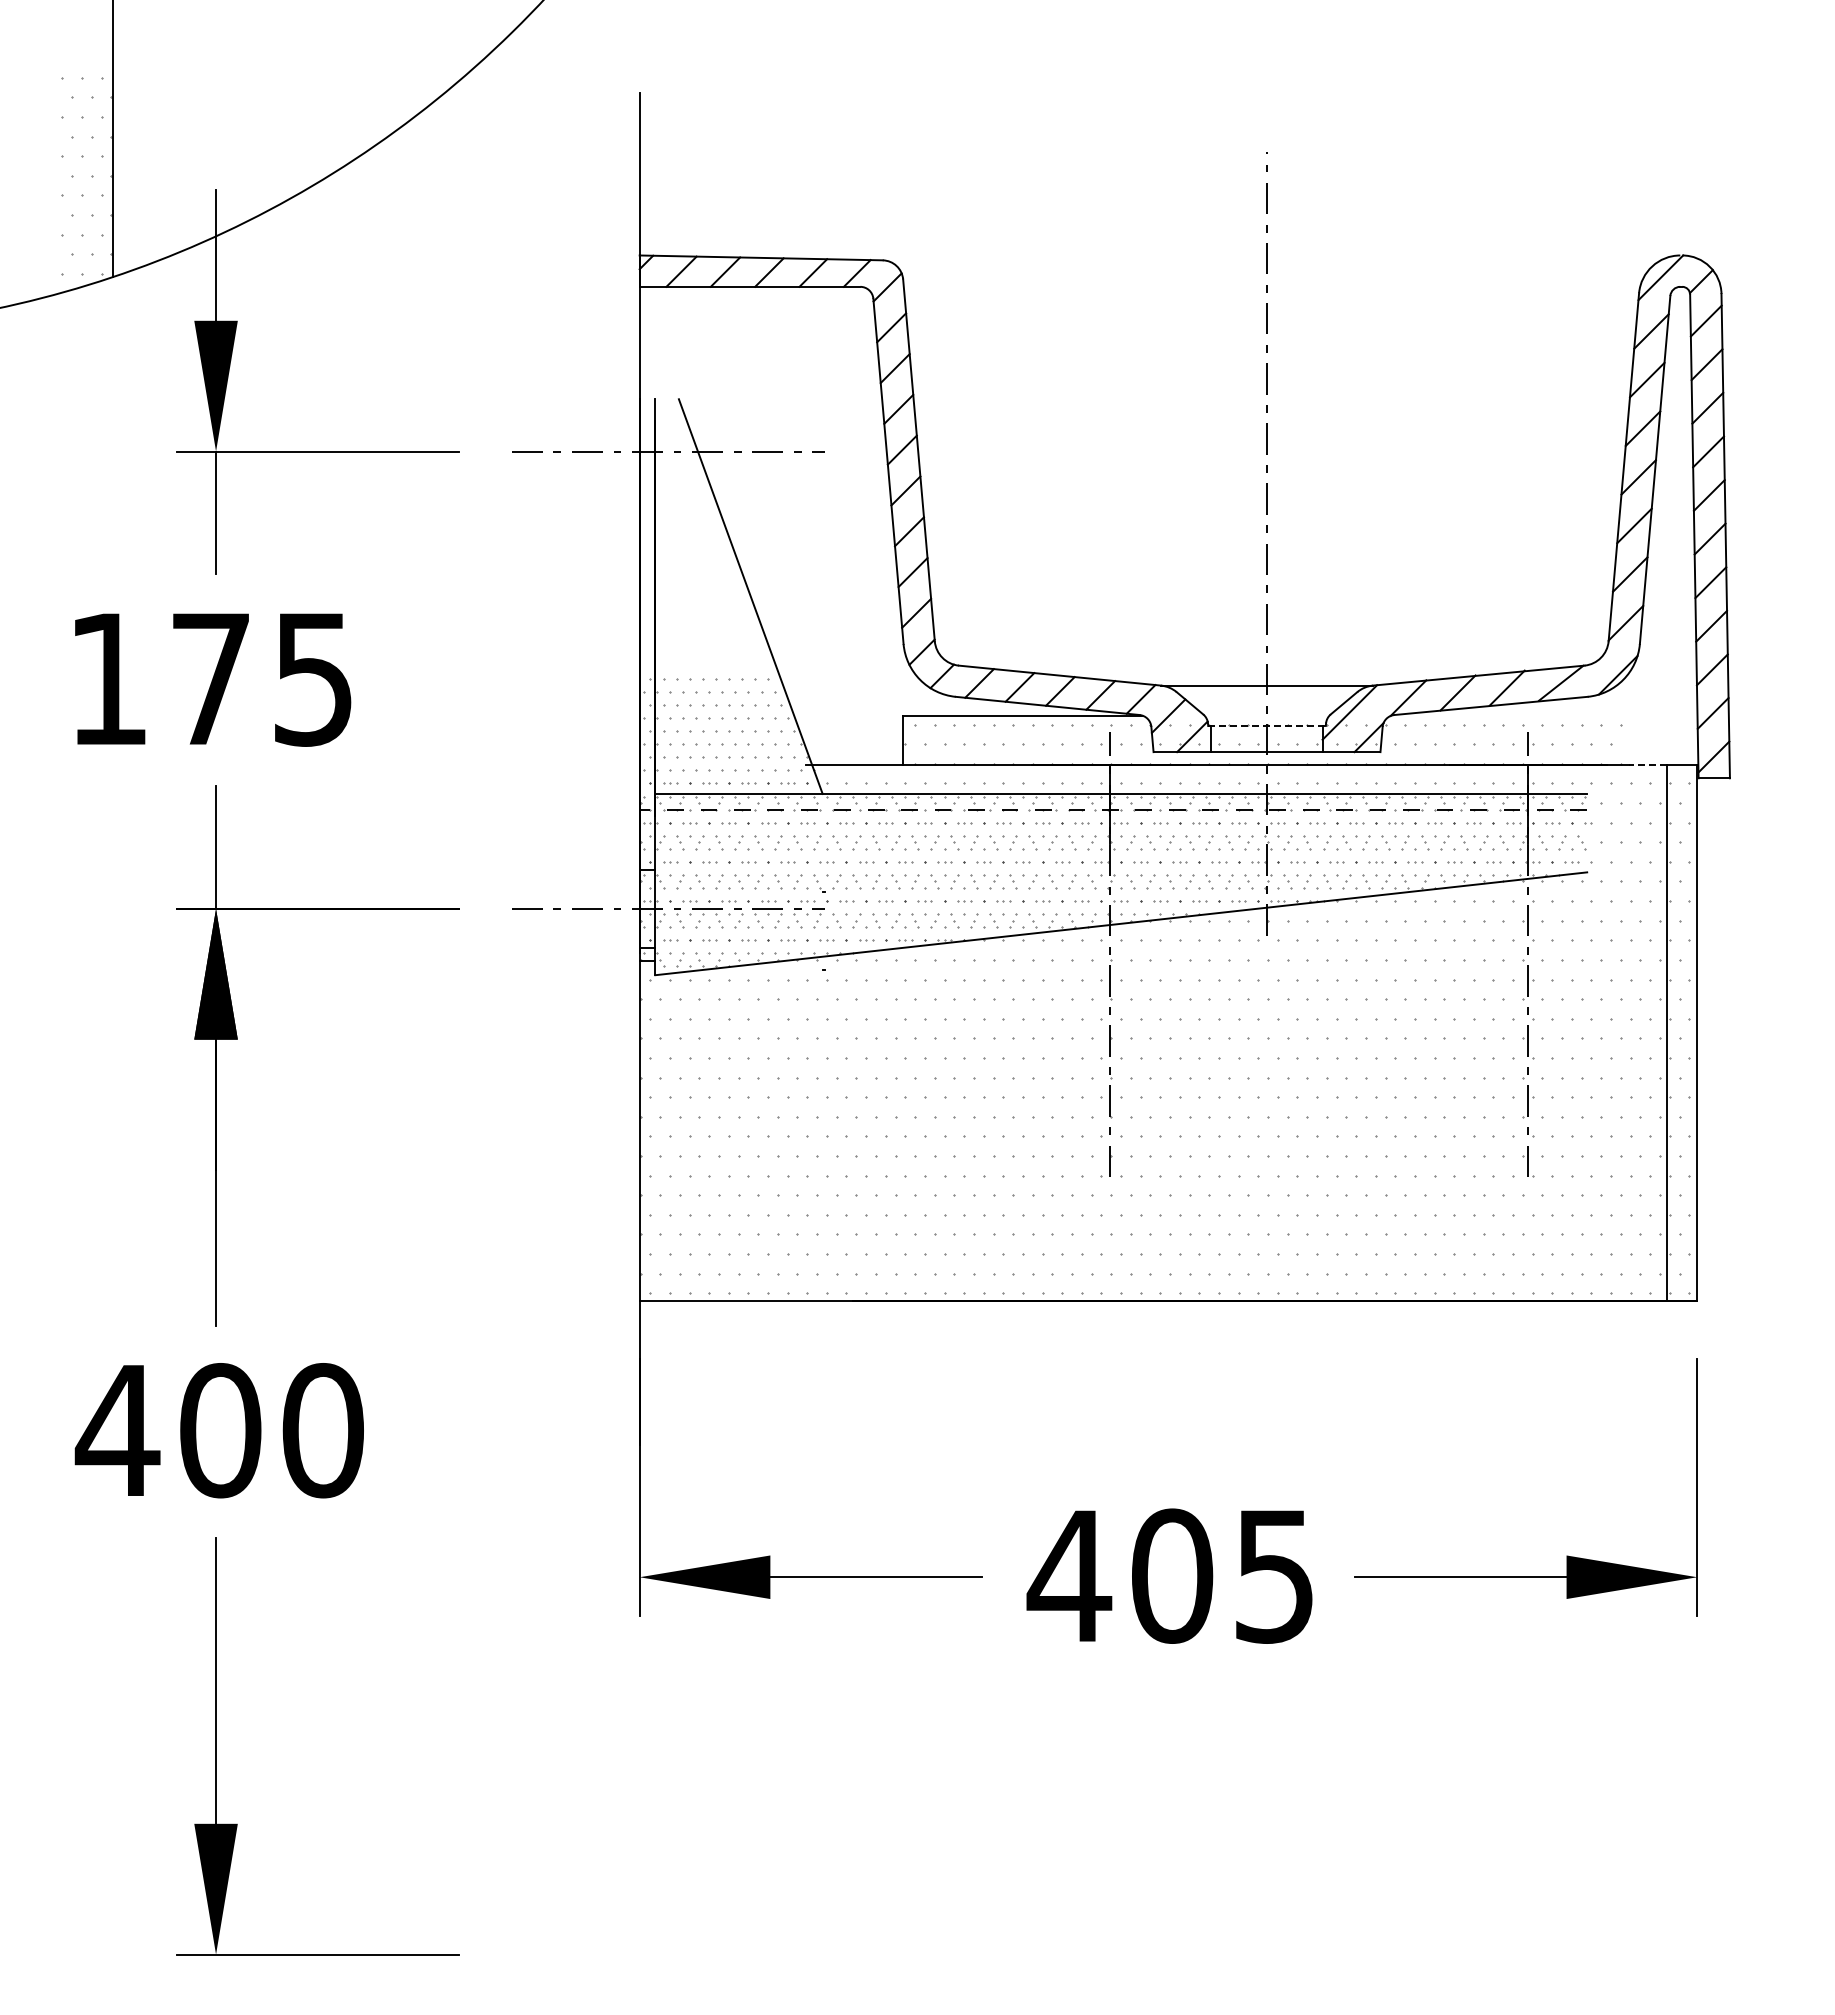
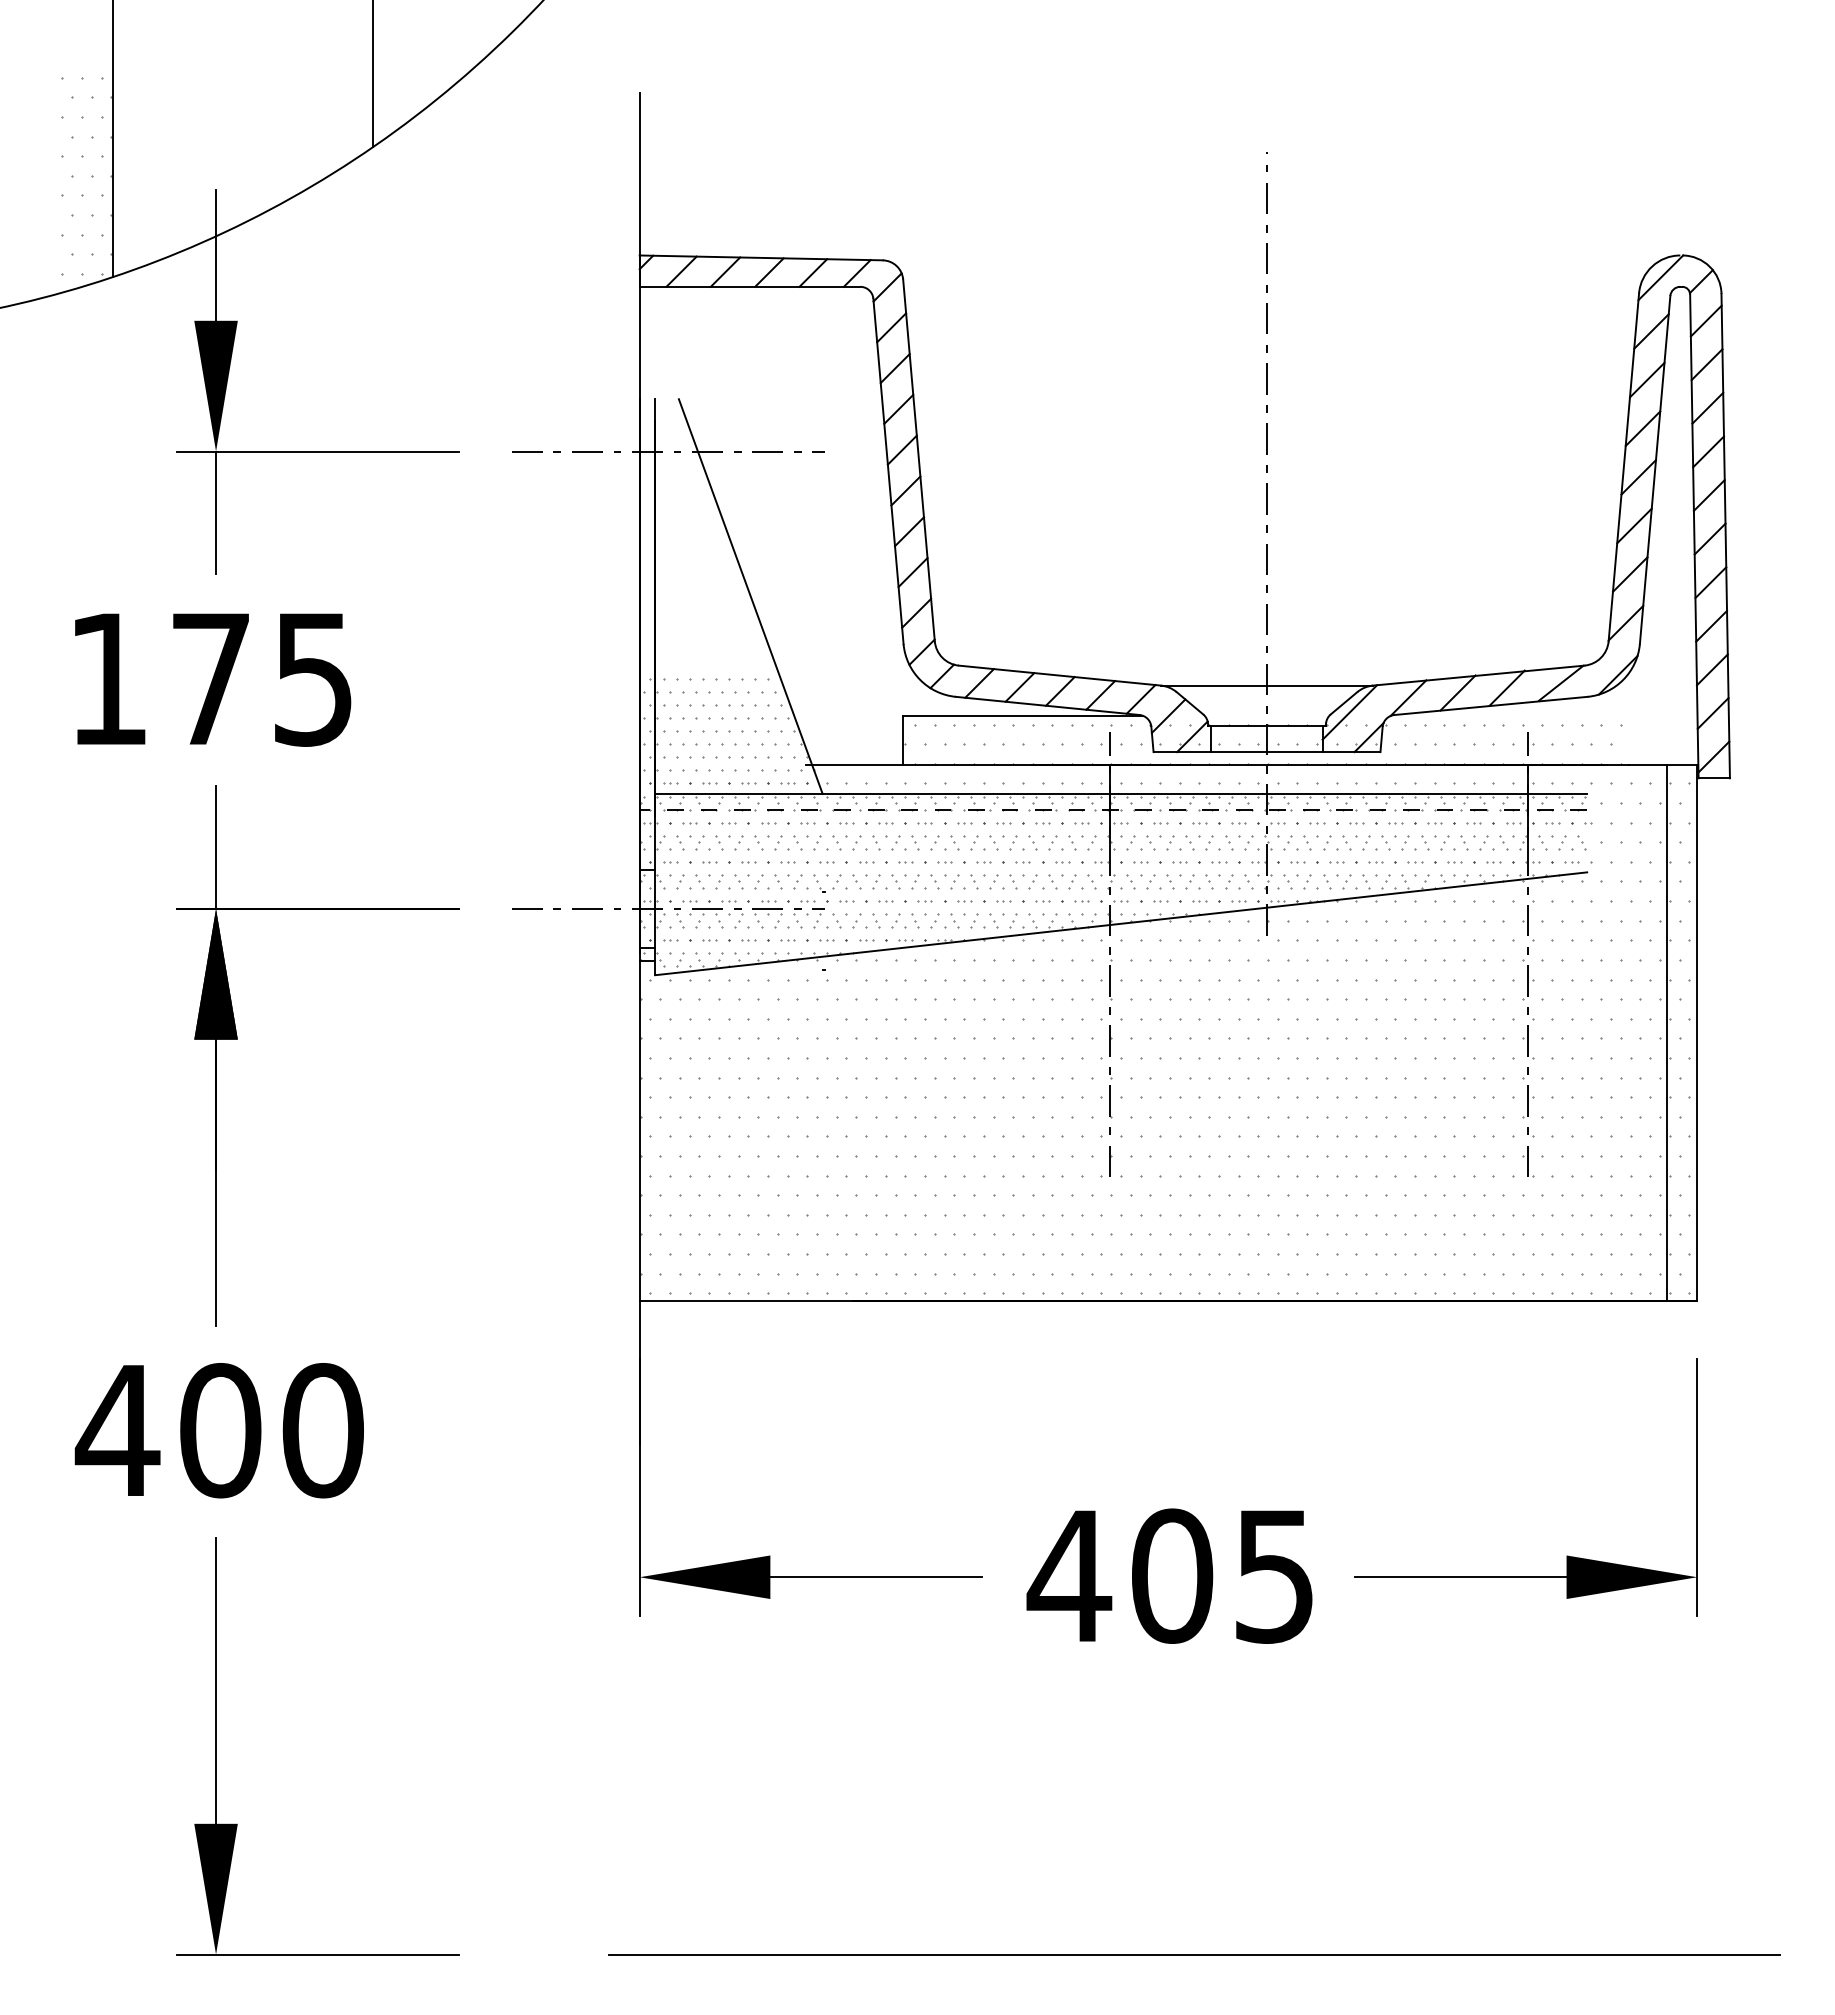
line: none -> present (372, 74)
line: dashed -> solid (1267, 725)
line: dashed -> solid (1648, 765)
line: none -> present (1194, 1954)
